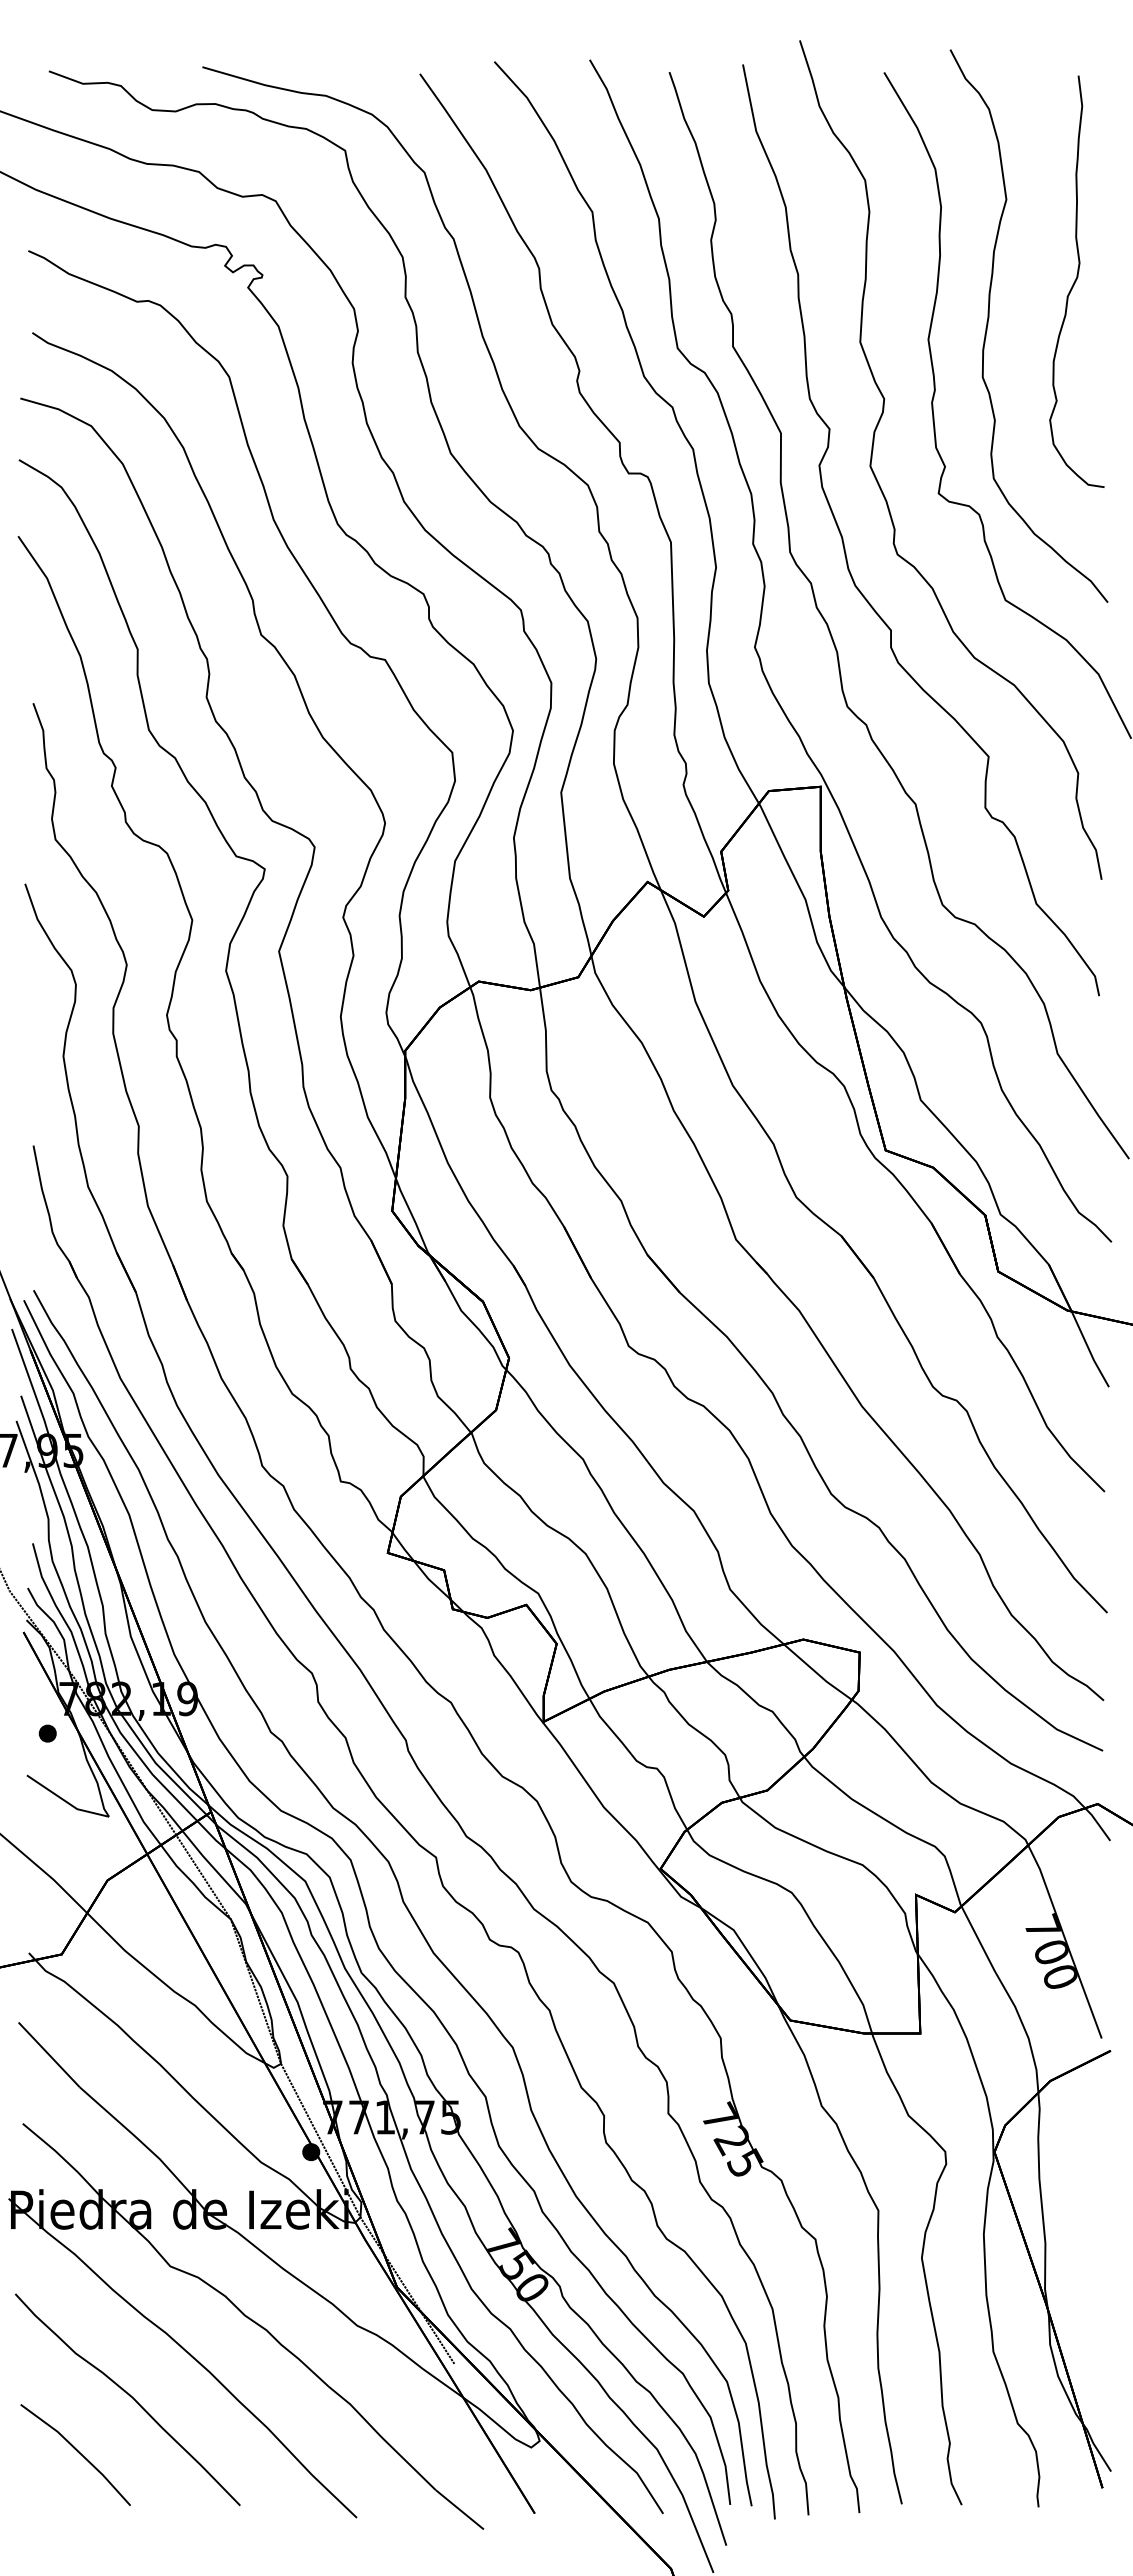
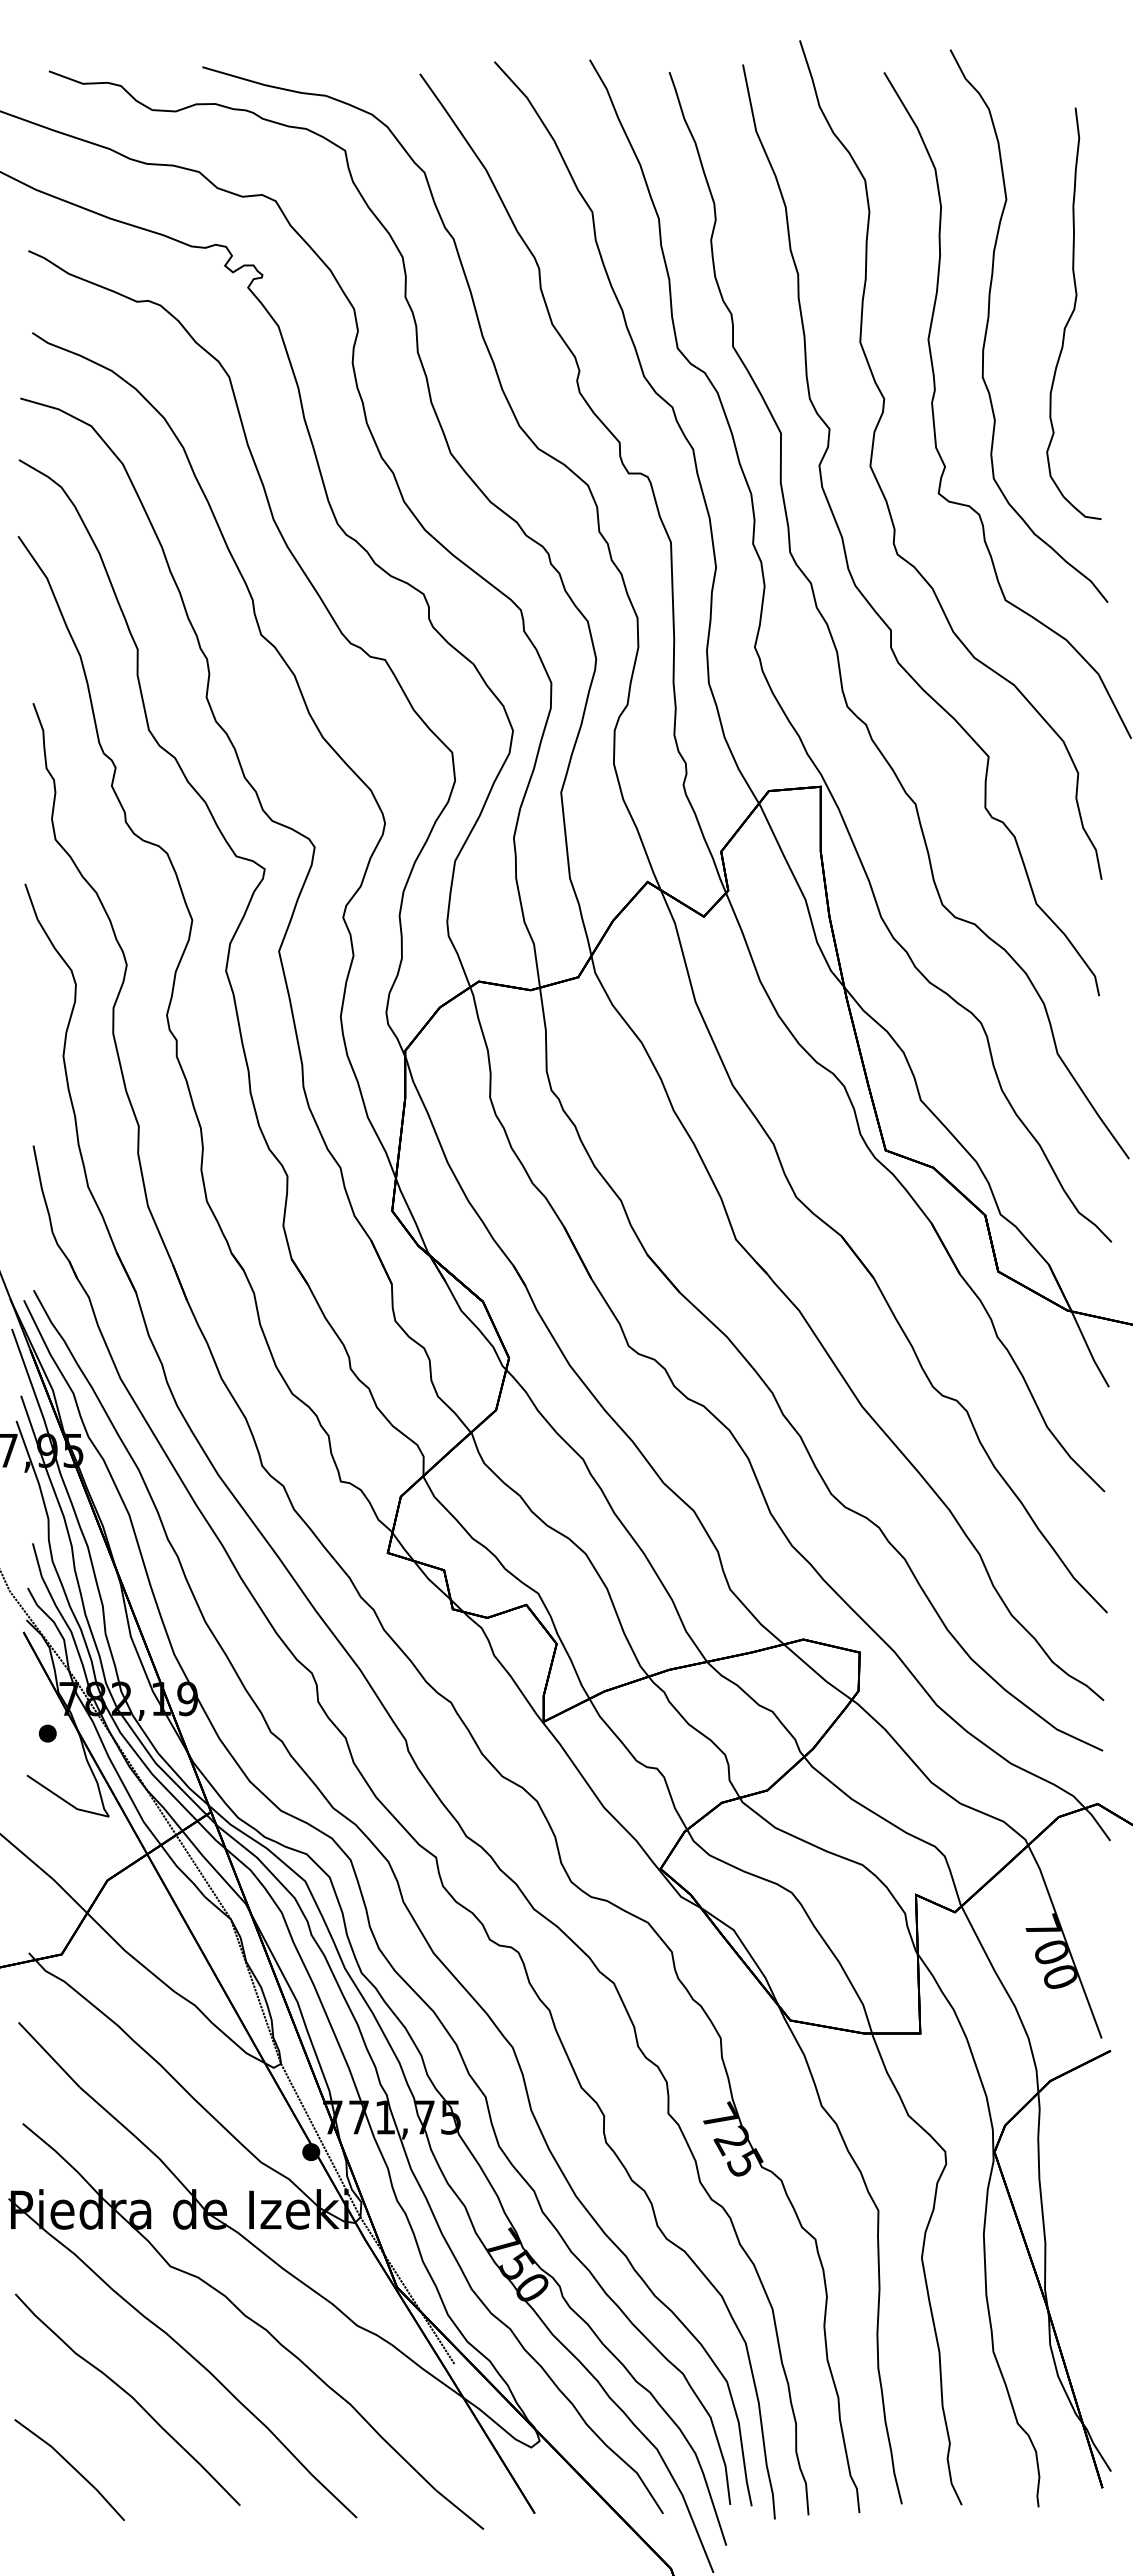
curve position: (1076, 281) -> (1073, 313) (1073, 313)
line position: (77, 2452) -> (71, 2467) (71, 2467)
